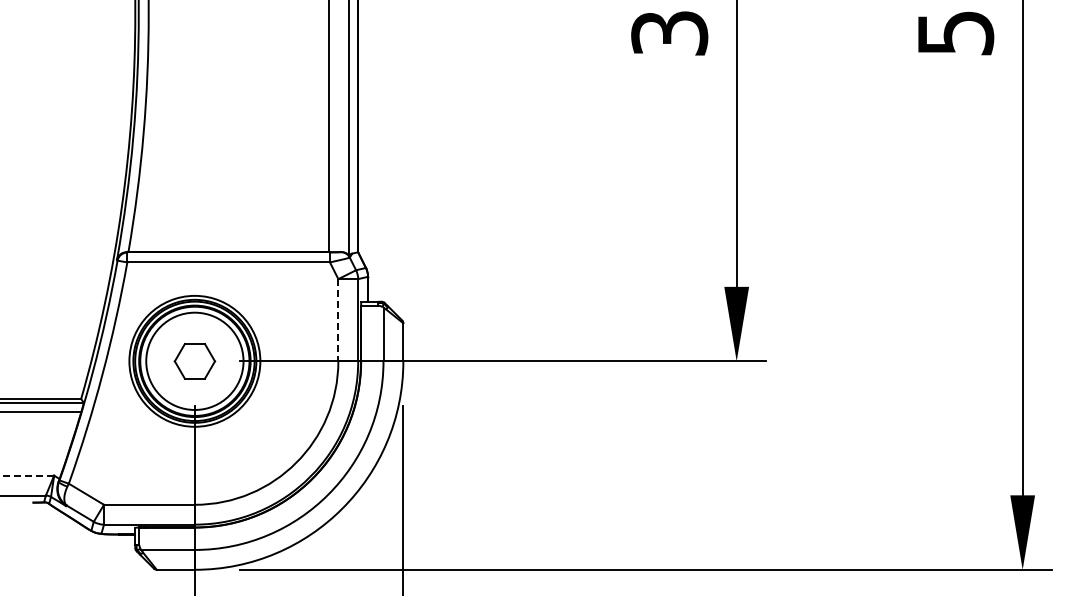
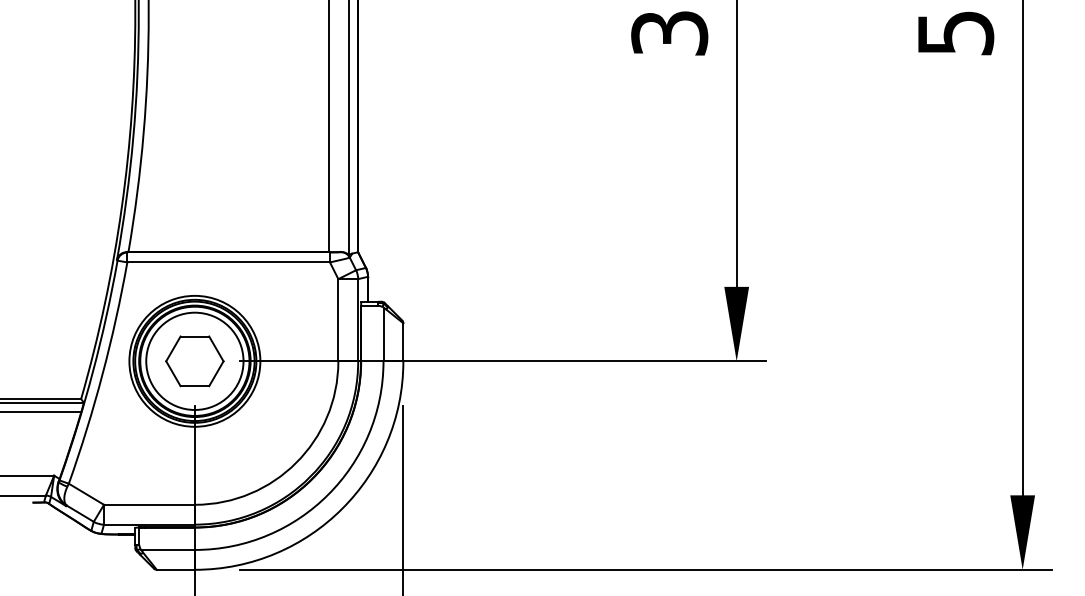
line: dashed -> solid (338, 320)
part size: 44x37 px -> 60x53 px (194, 361)
line: dashed -> solid (27, 475)
